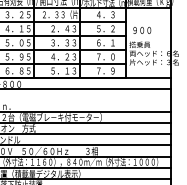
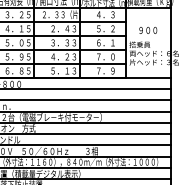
text position: (142, 30) -> (148, 30) (148, 30)
line: none -> present (86, 100)
